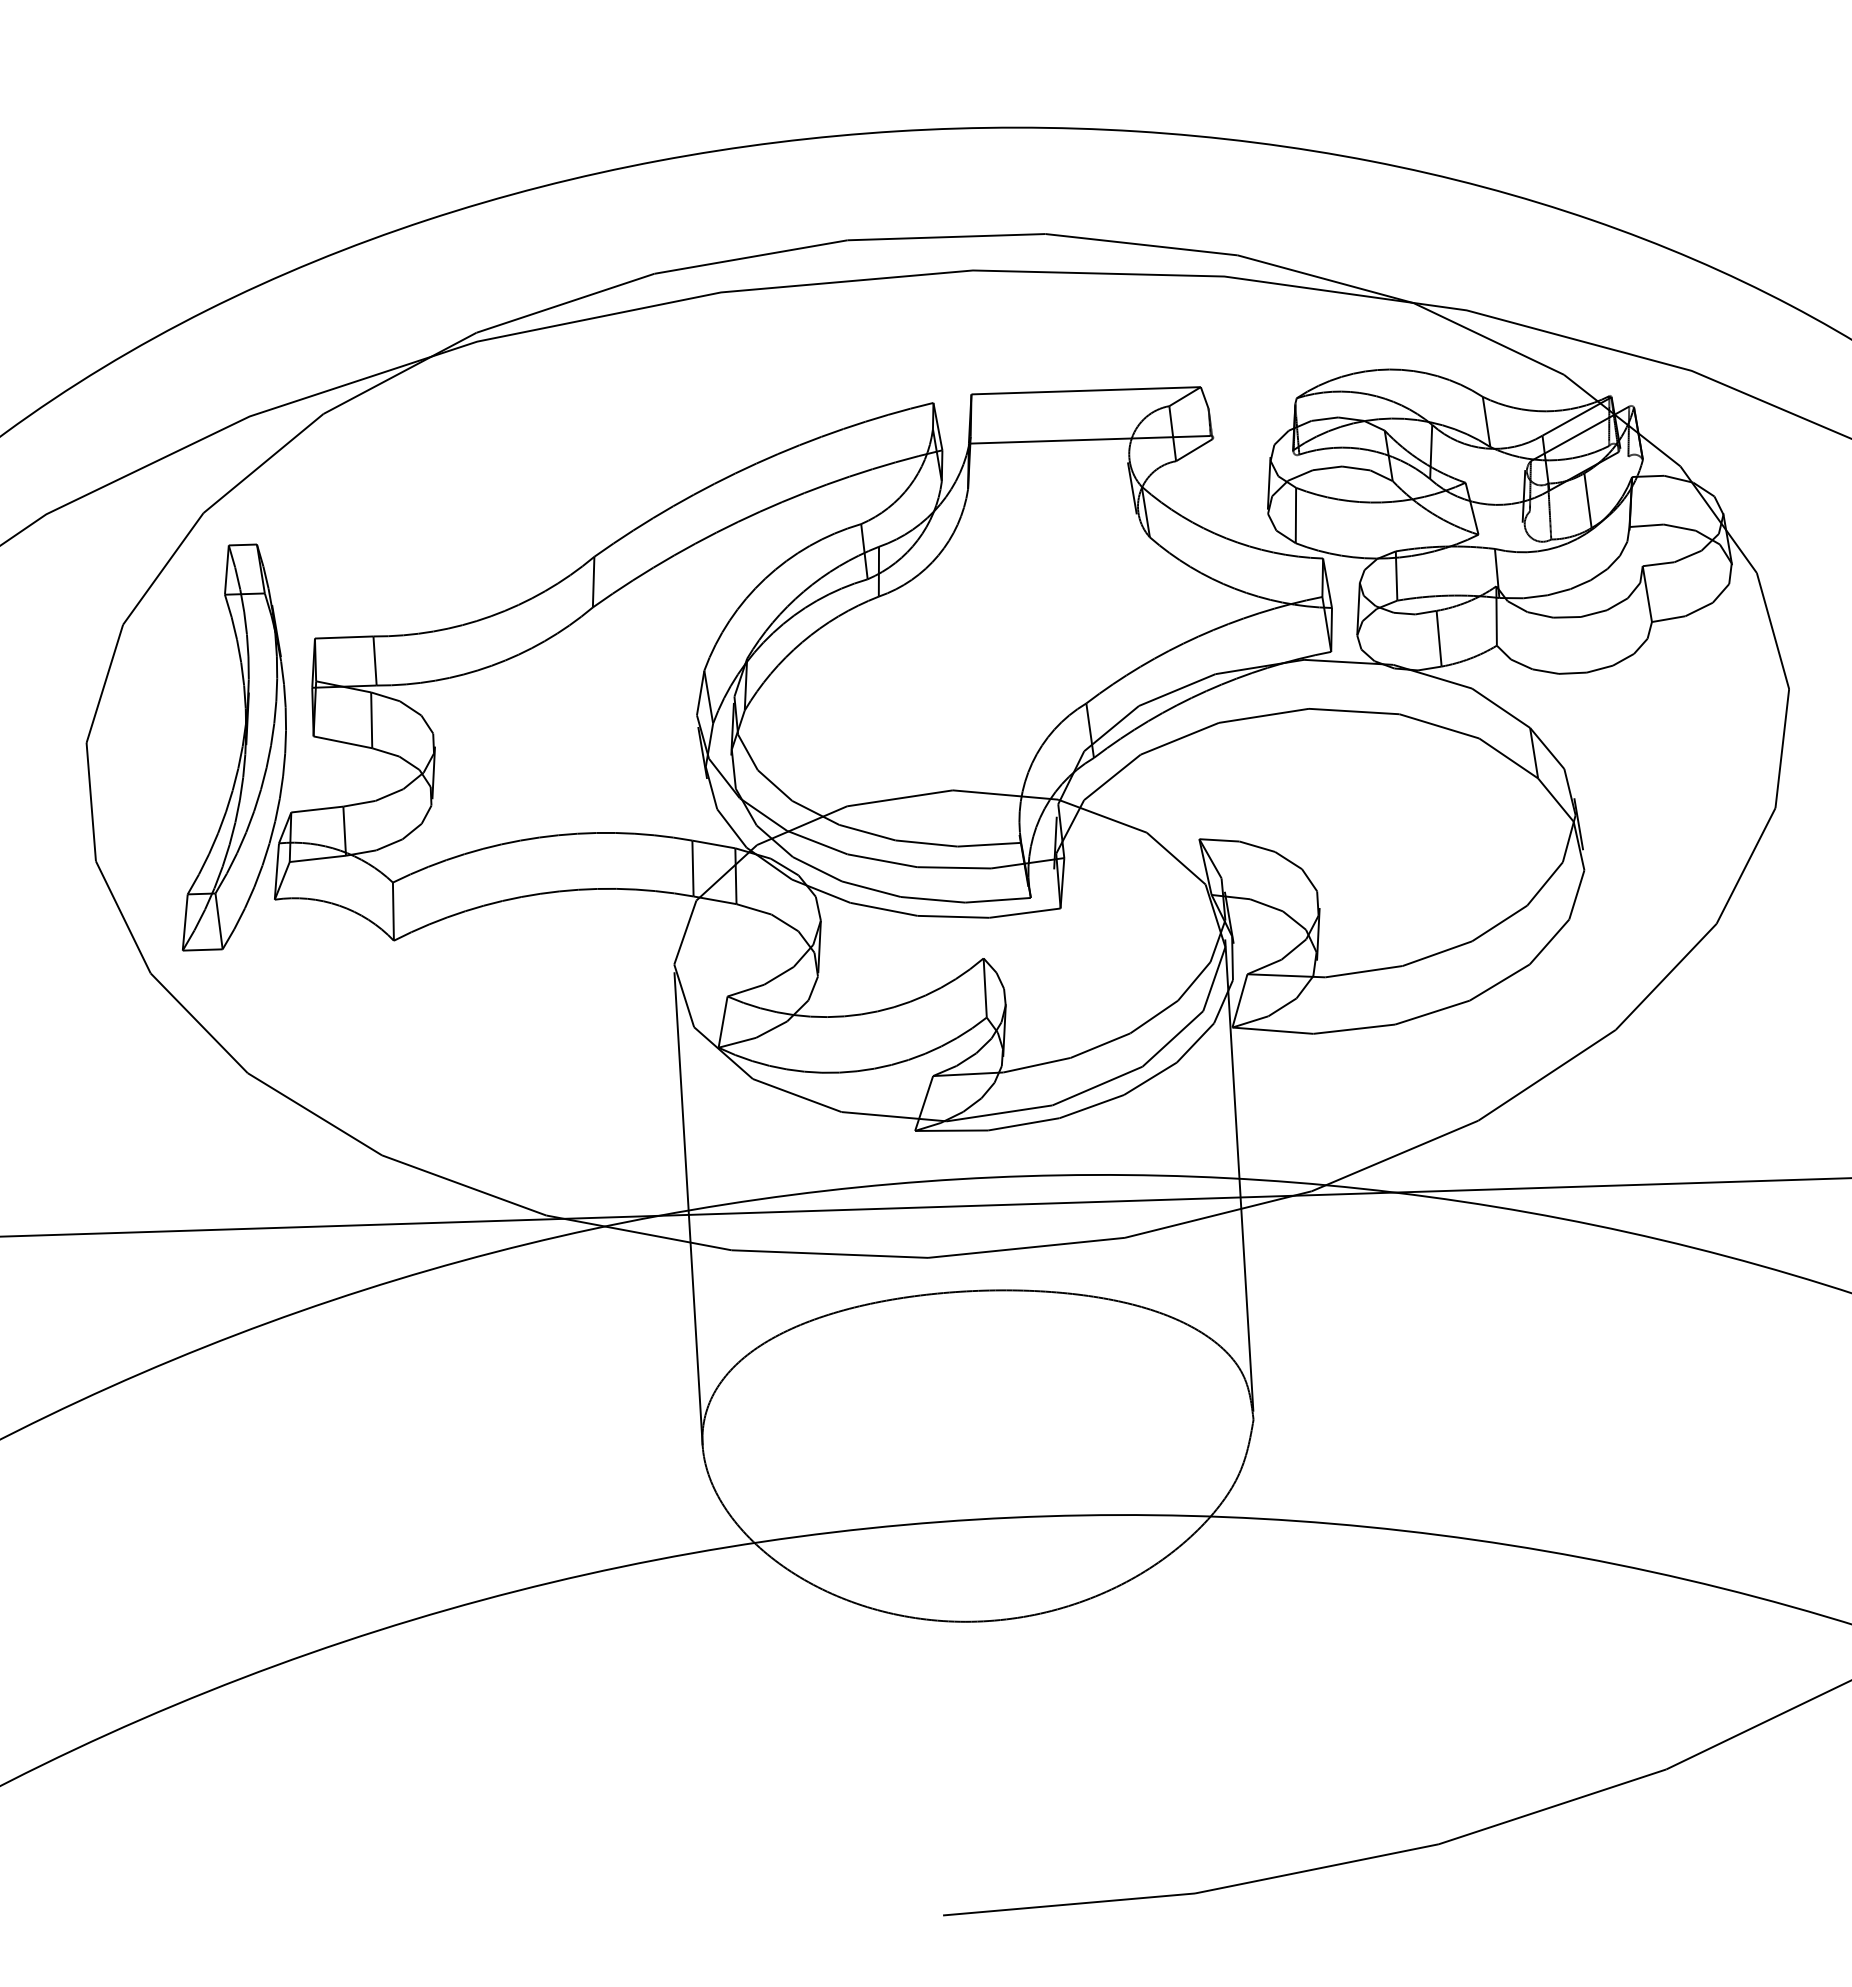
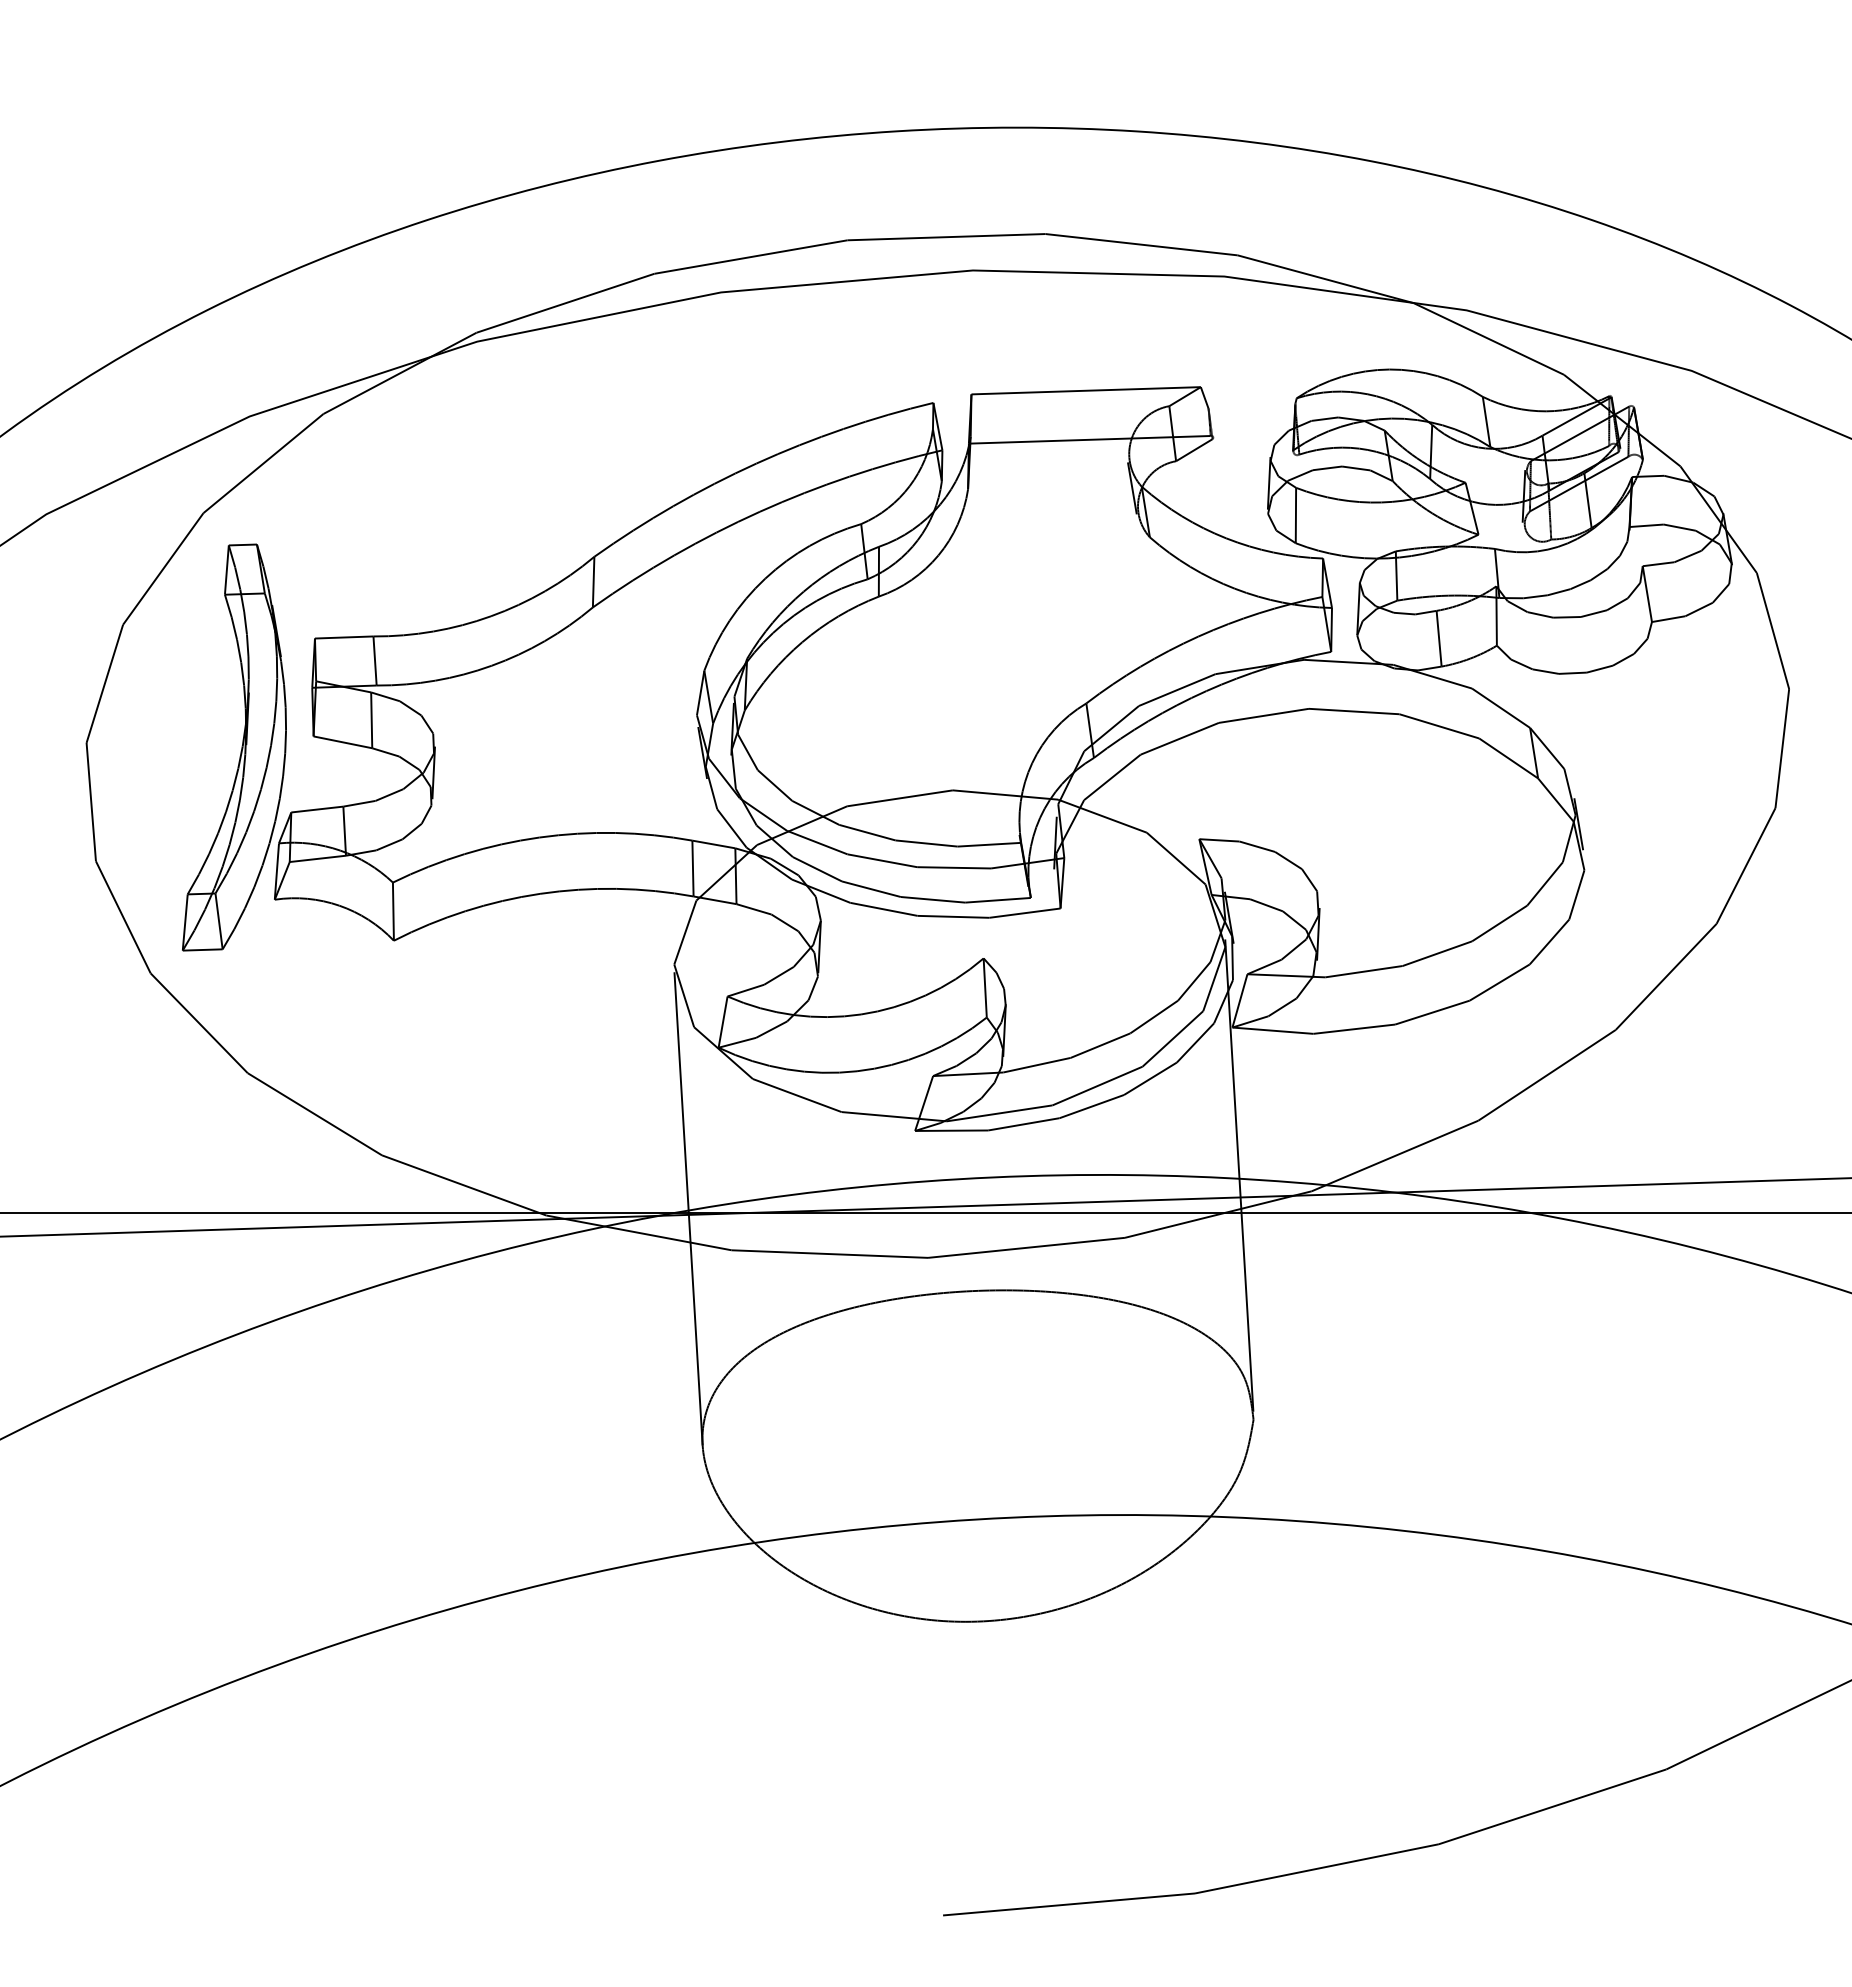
line: none -> present (1578, 483)
line: none -> present (925, 1212)
